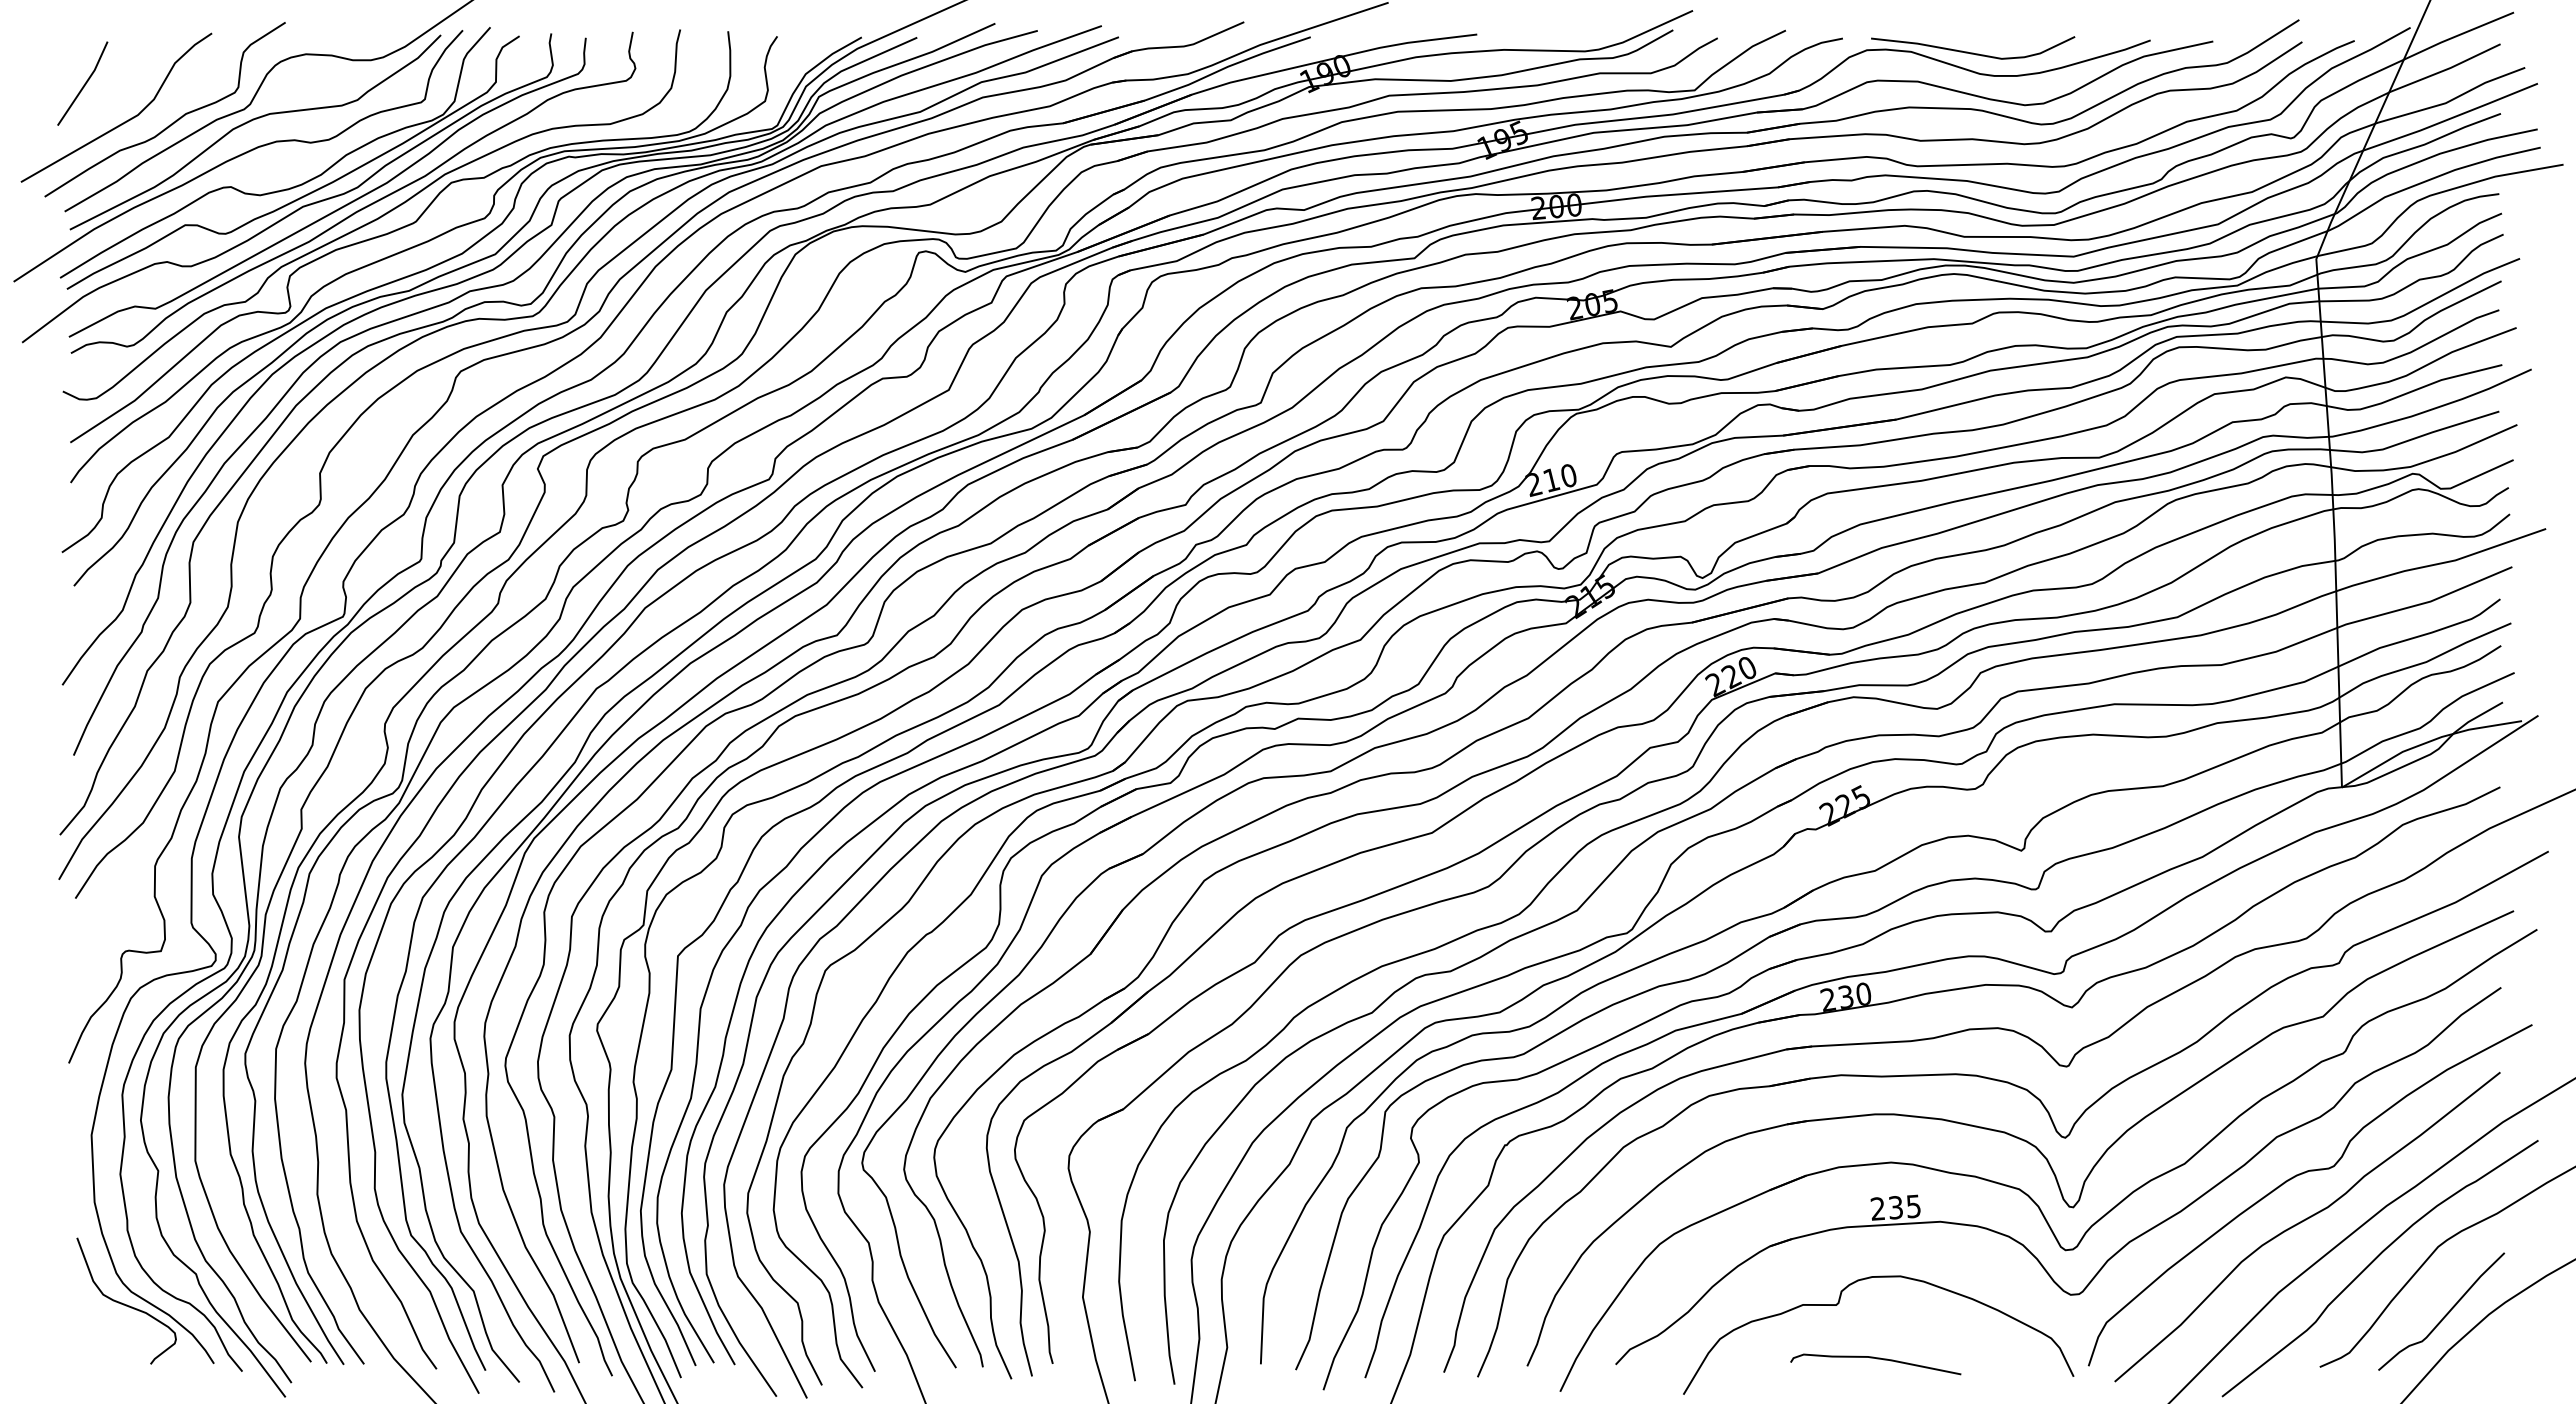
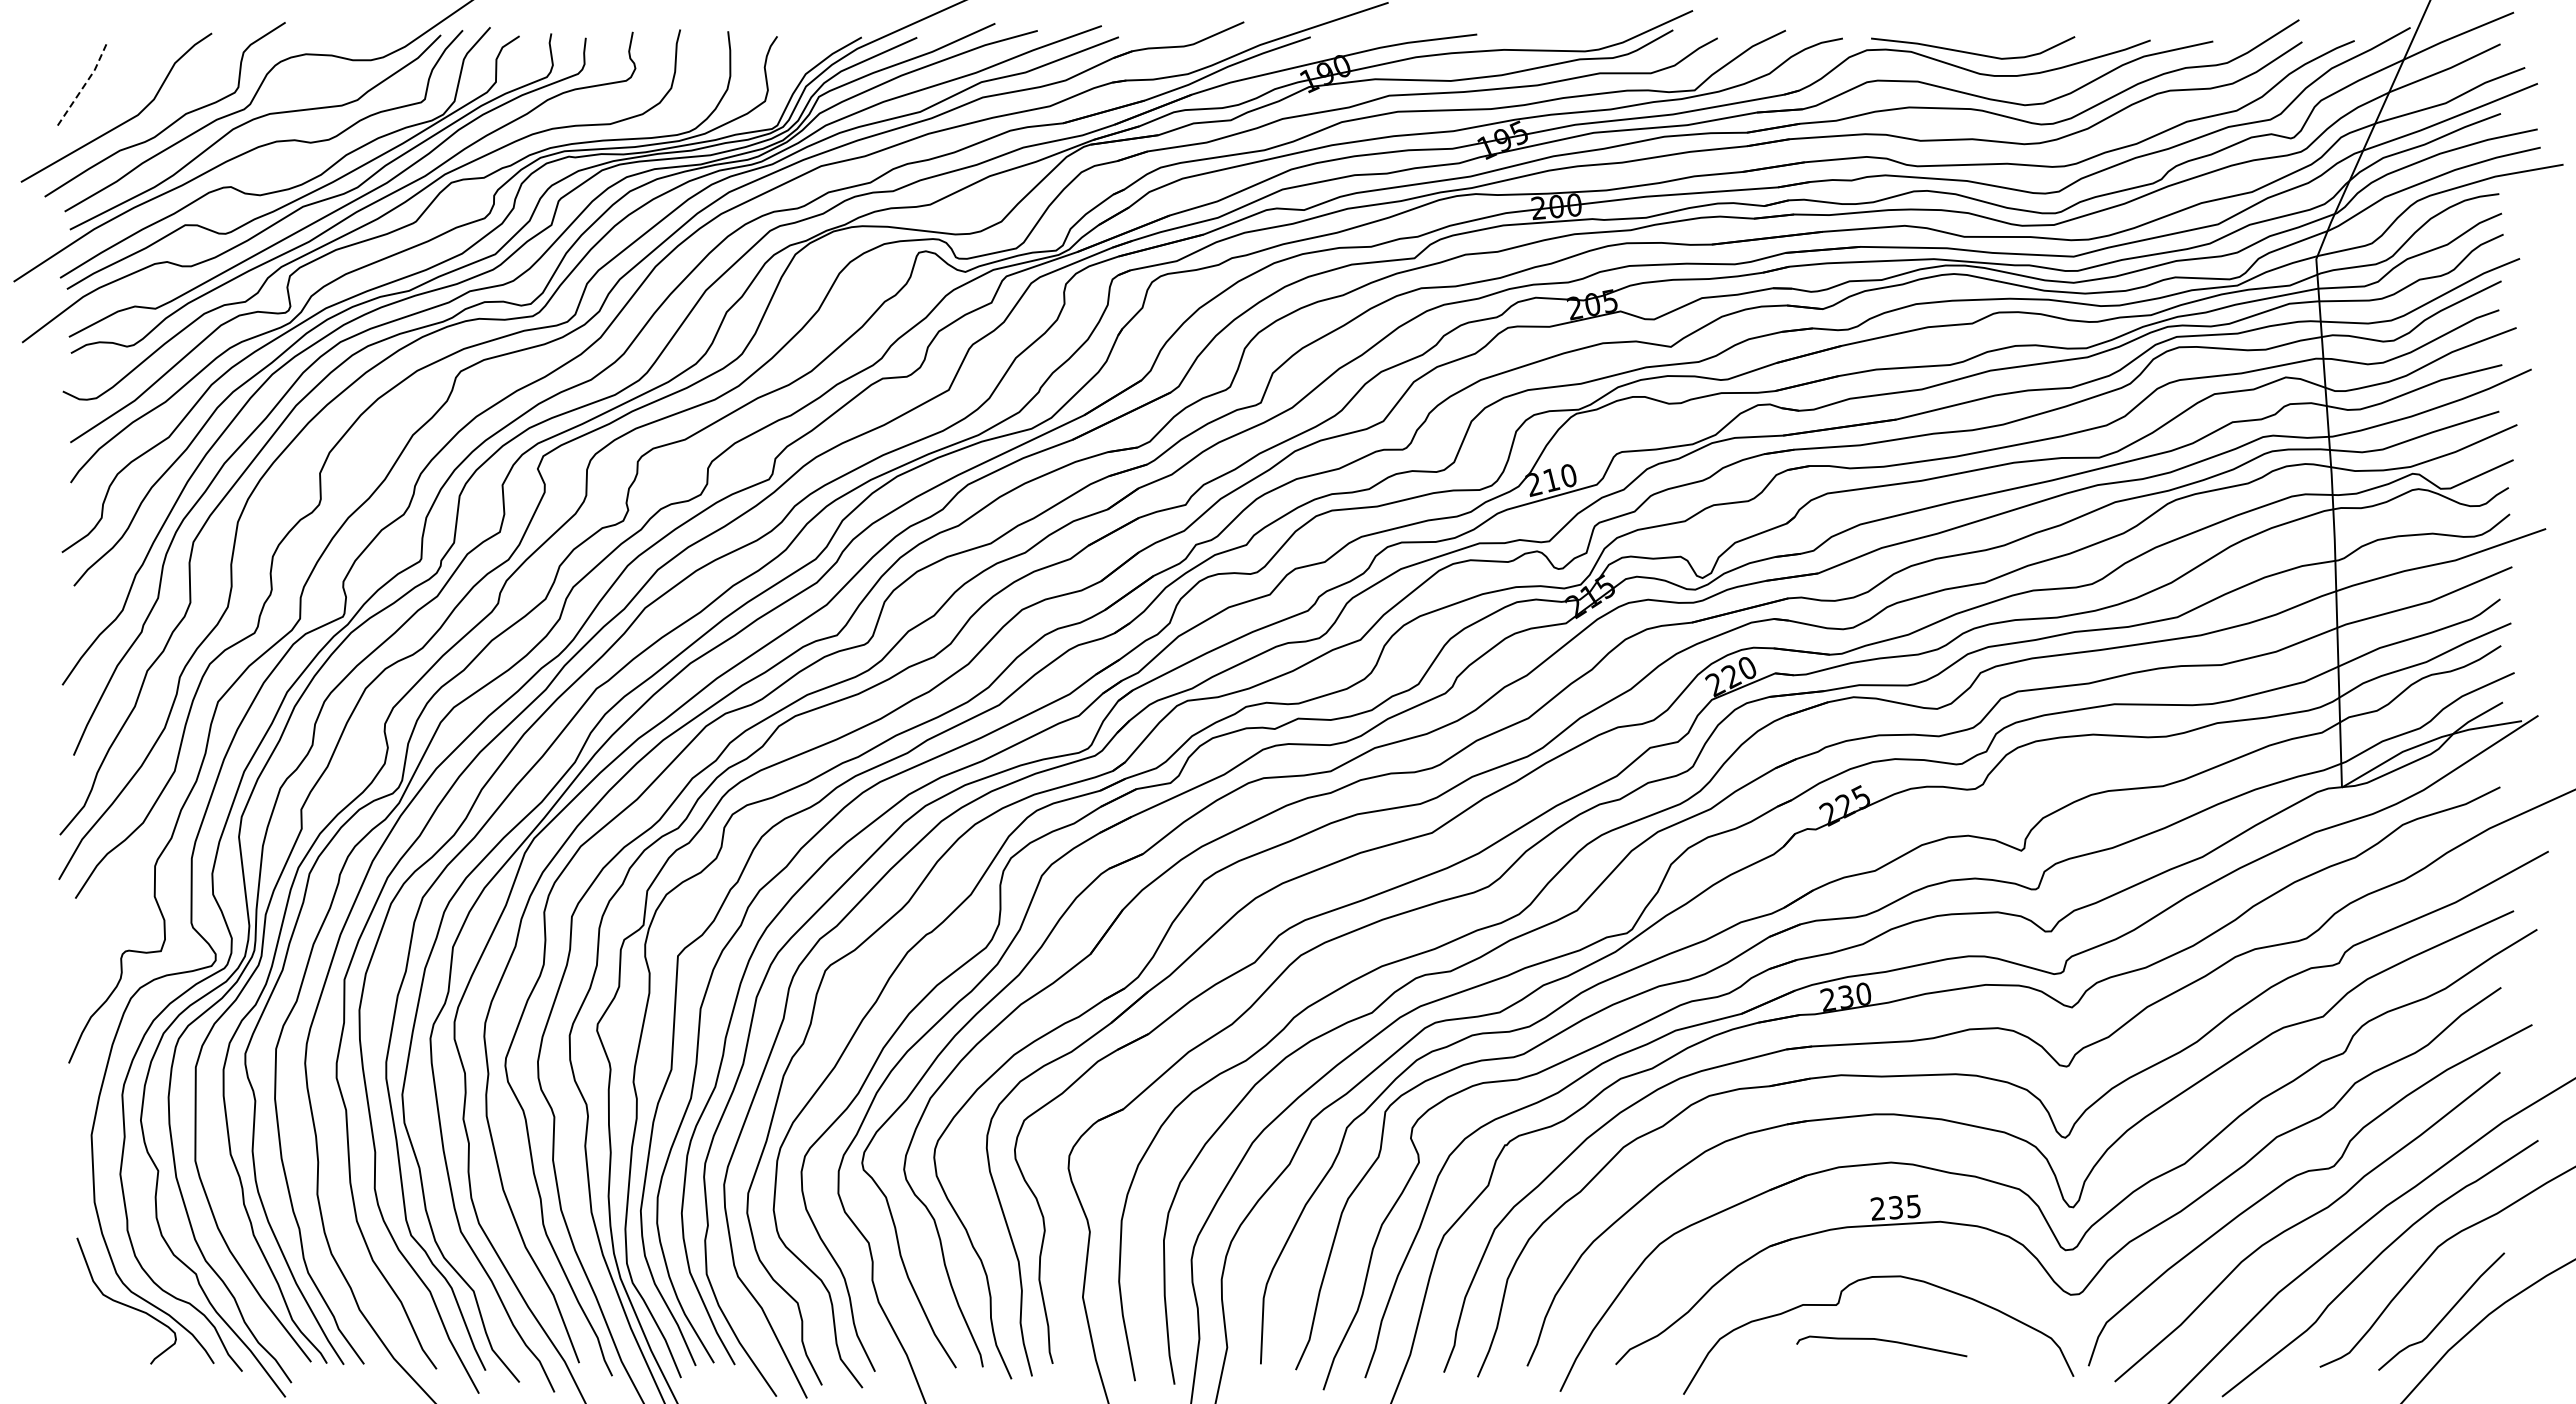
line: solid -> dashed (85, 84)
curve position: (1876, 1359) -> (1882, 1341) (1882, 1341)
